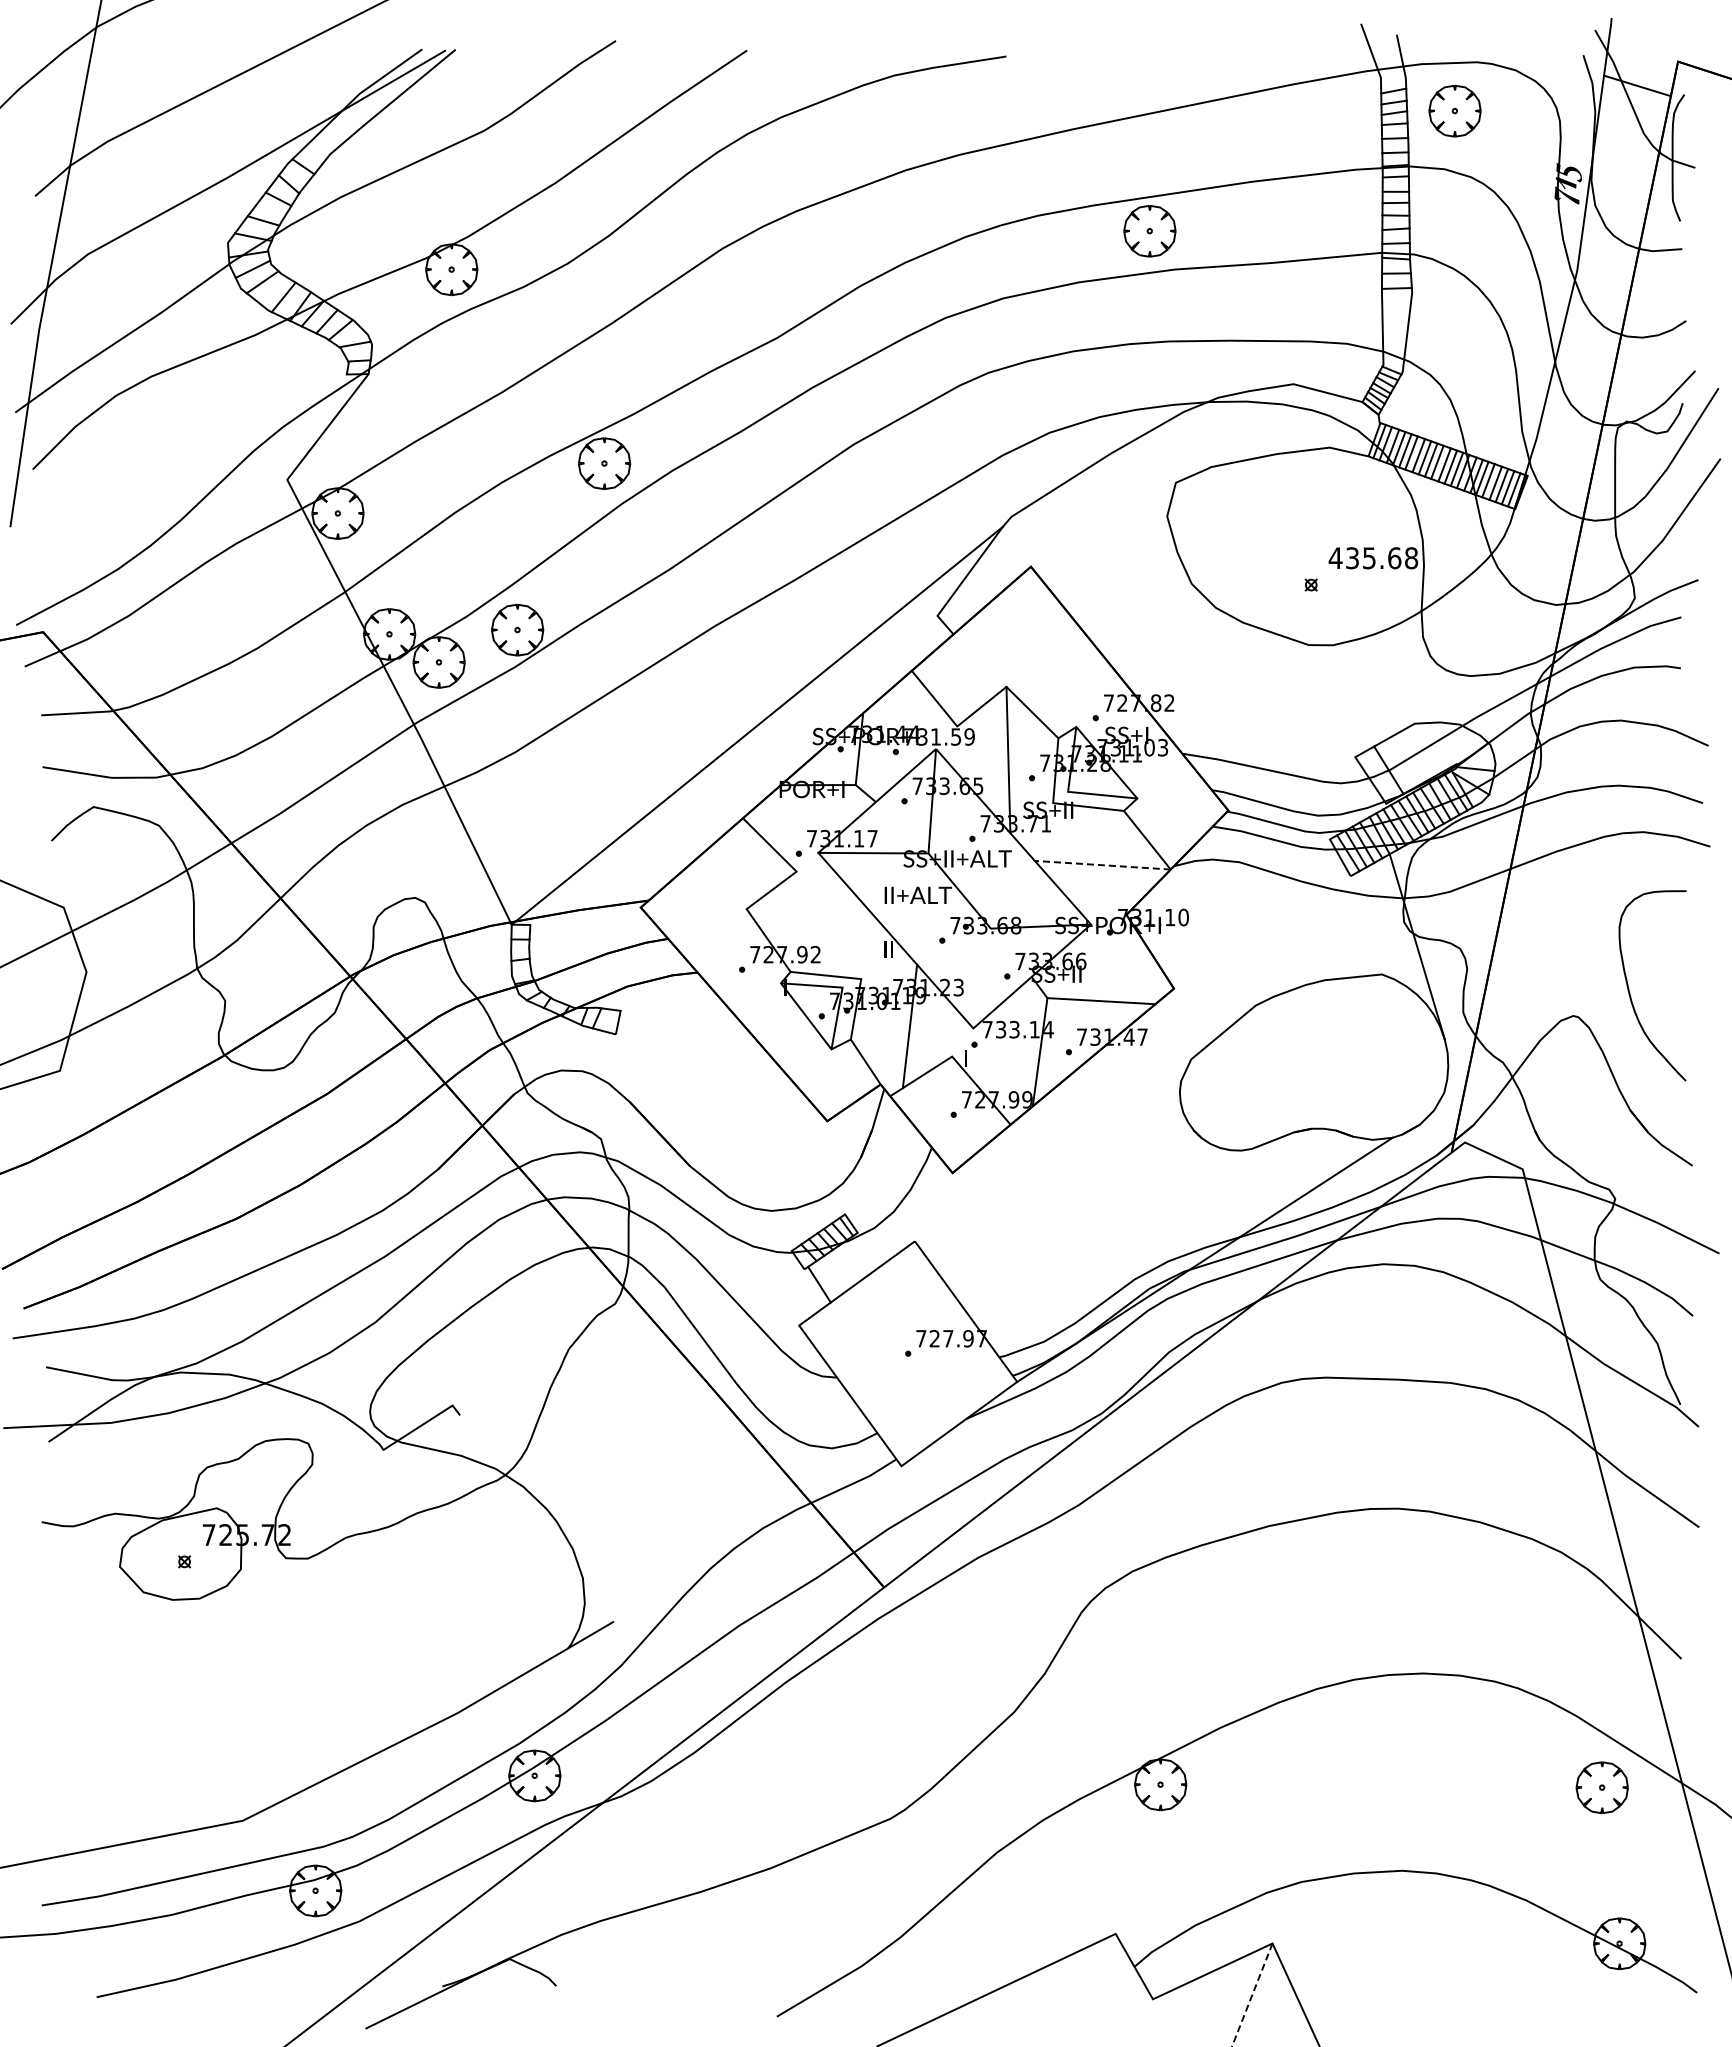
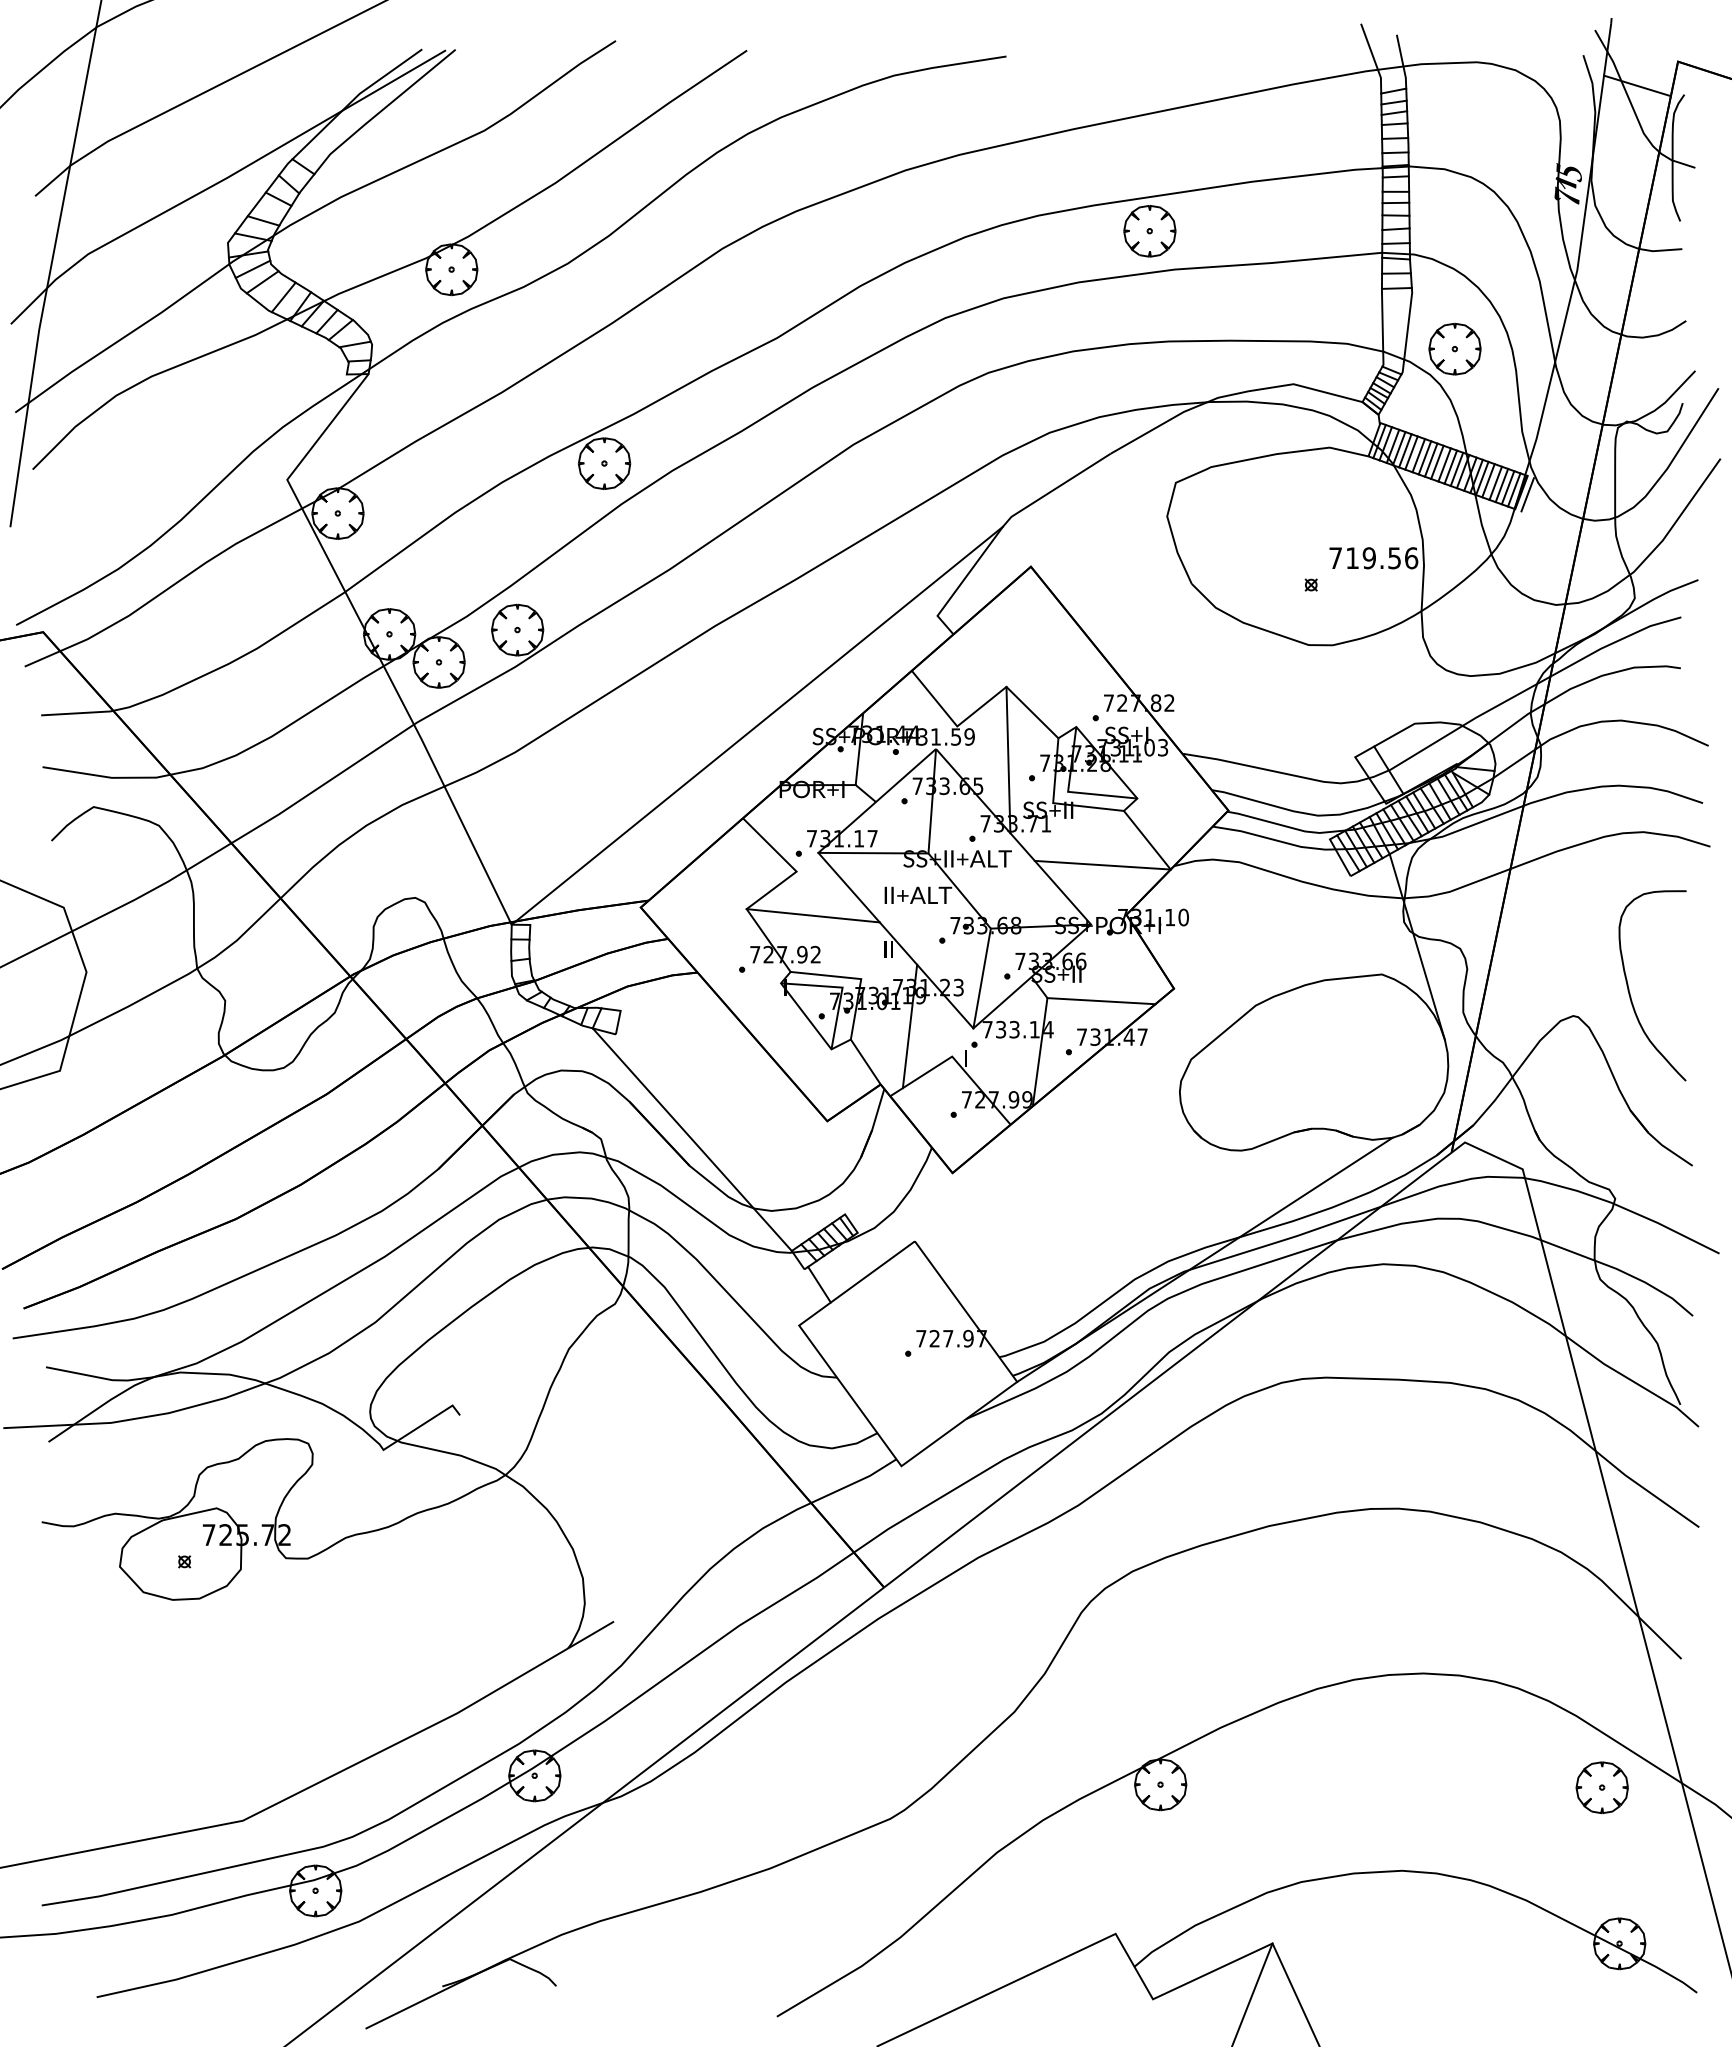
part position: (1454, 110) -> (1454, 348) (1454, 348)
line: none -> present (1527, 494)
text: 435.68 -> 719.56 (1373, 558)
line: dashed -> solid (1102, 865)
line: none -> present (812, 915)
line: none -> present (981, 978)
line: none -> present (691, 1139)
line: dashed -> solid (1252, 1995)
